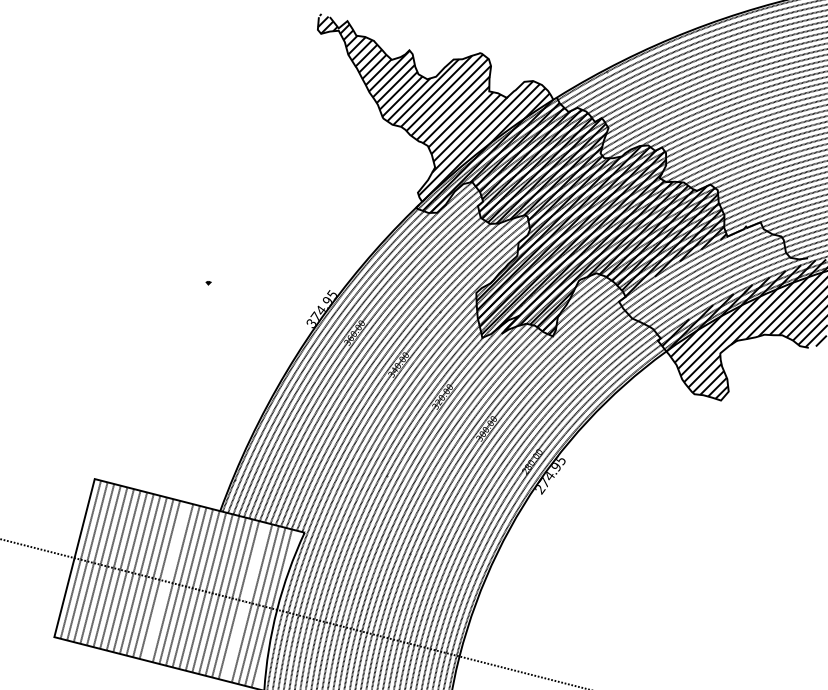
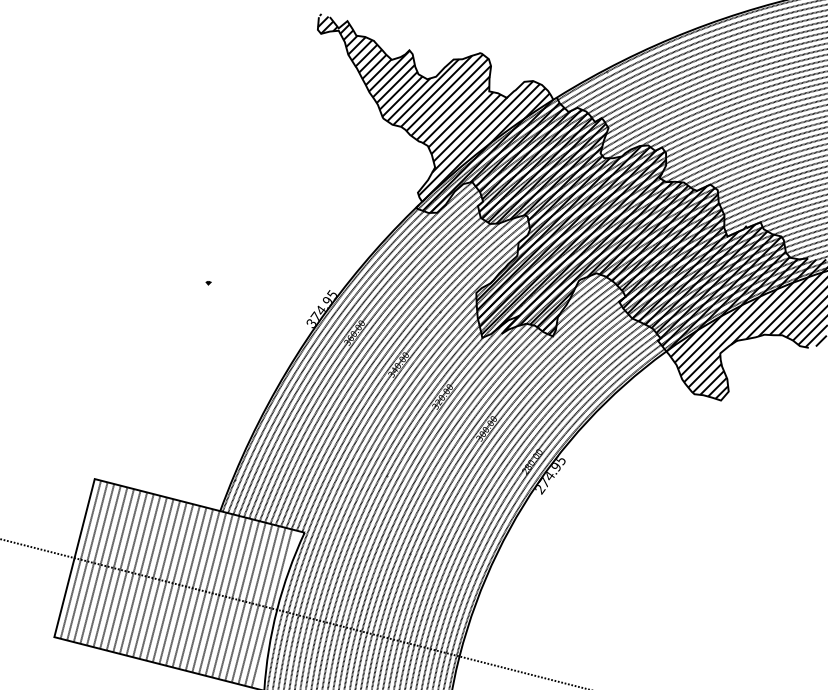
hatch: none -> present (717, 281)
line: none -> present (166, 581)
line: none -> present (245, 601)
